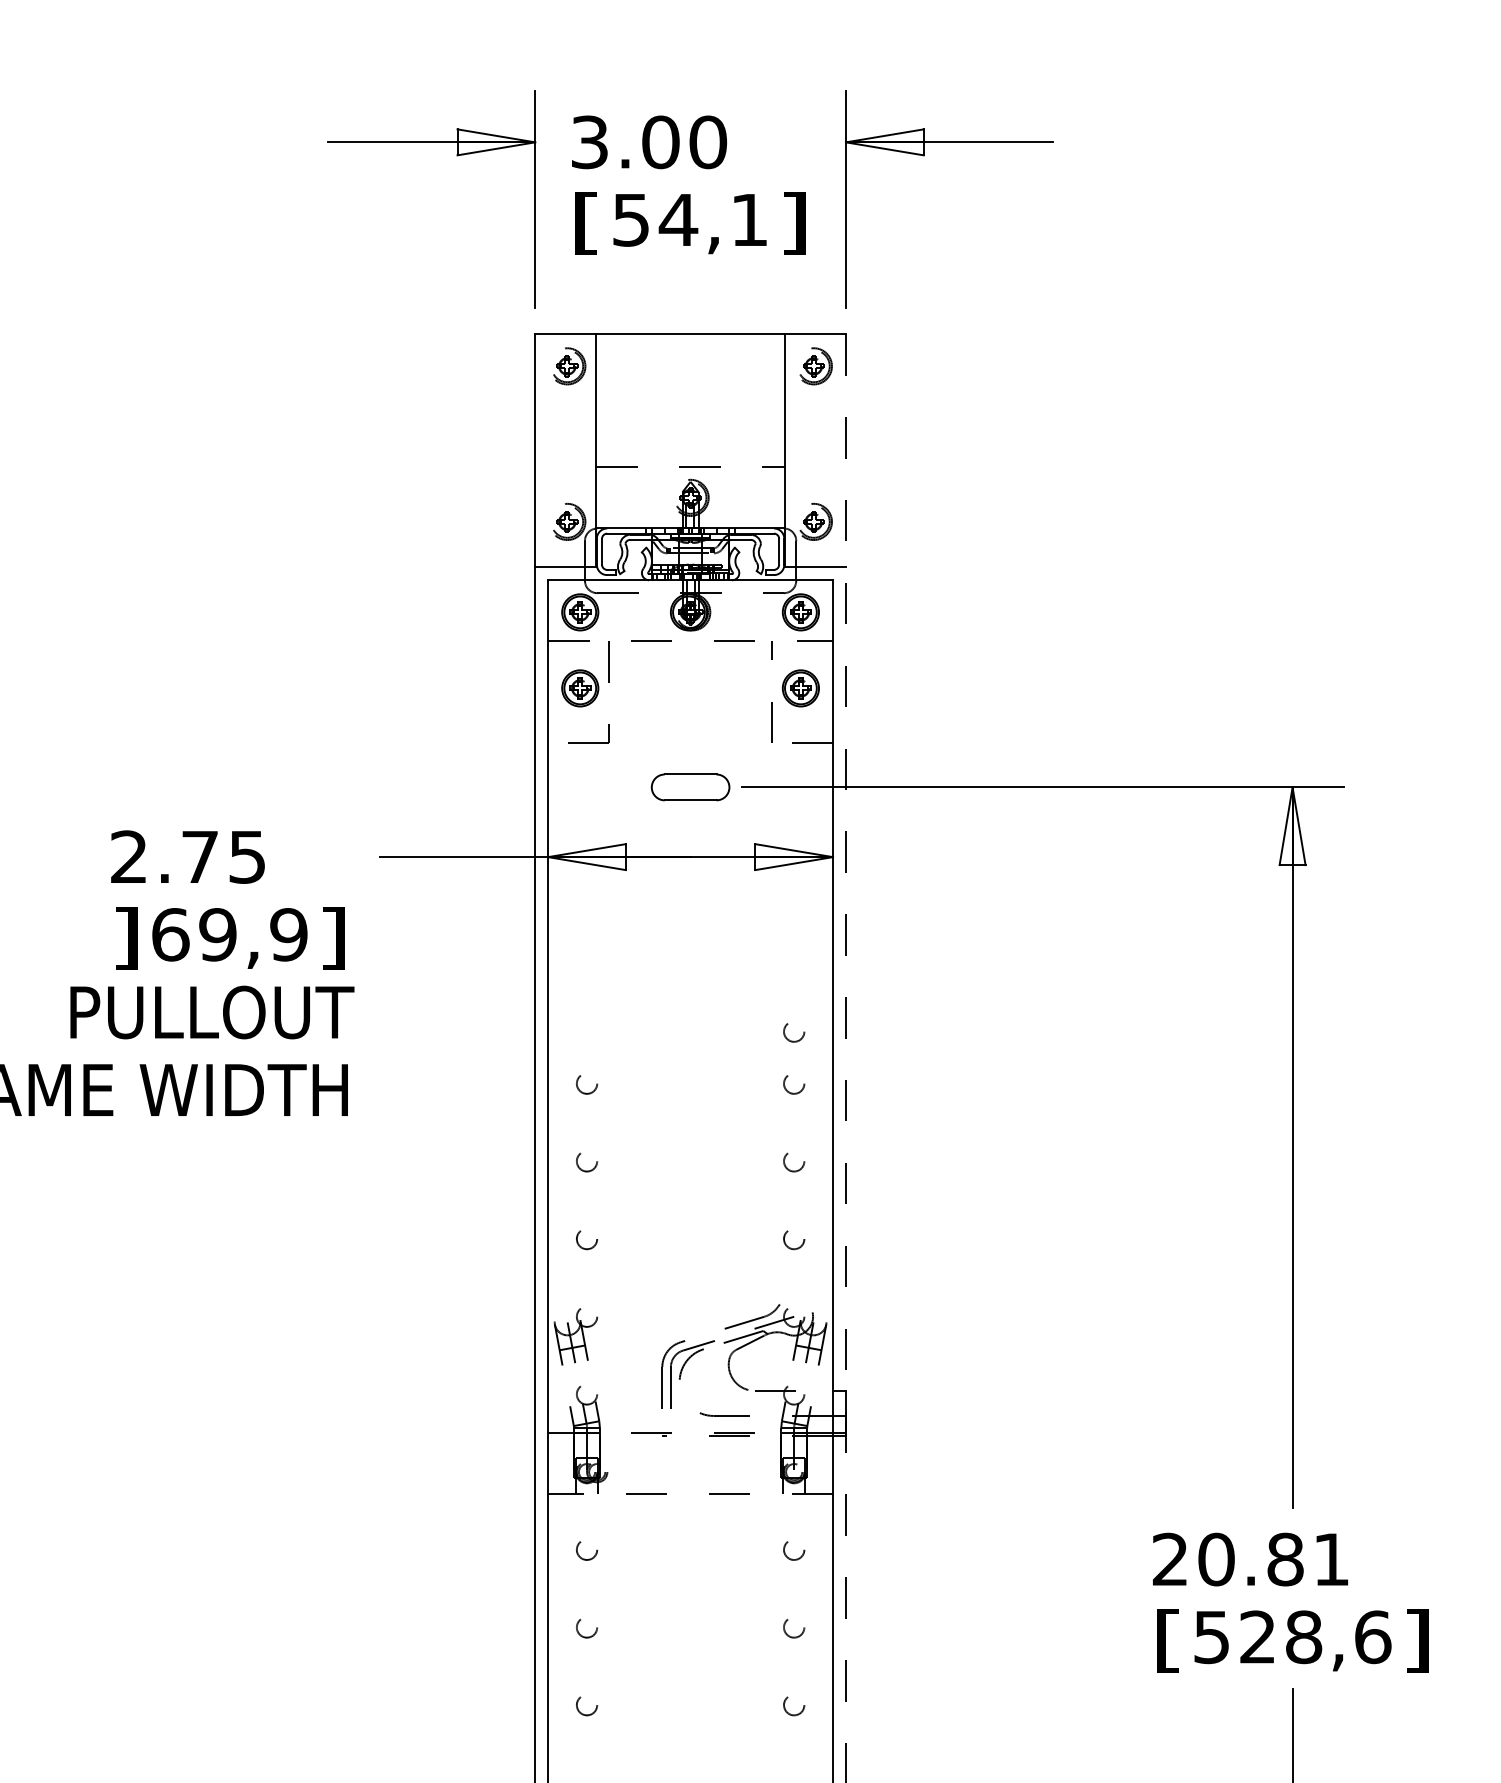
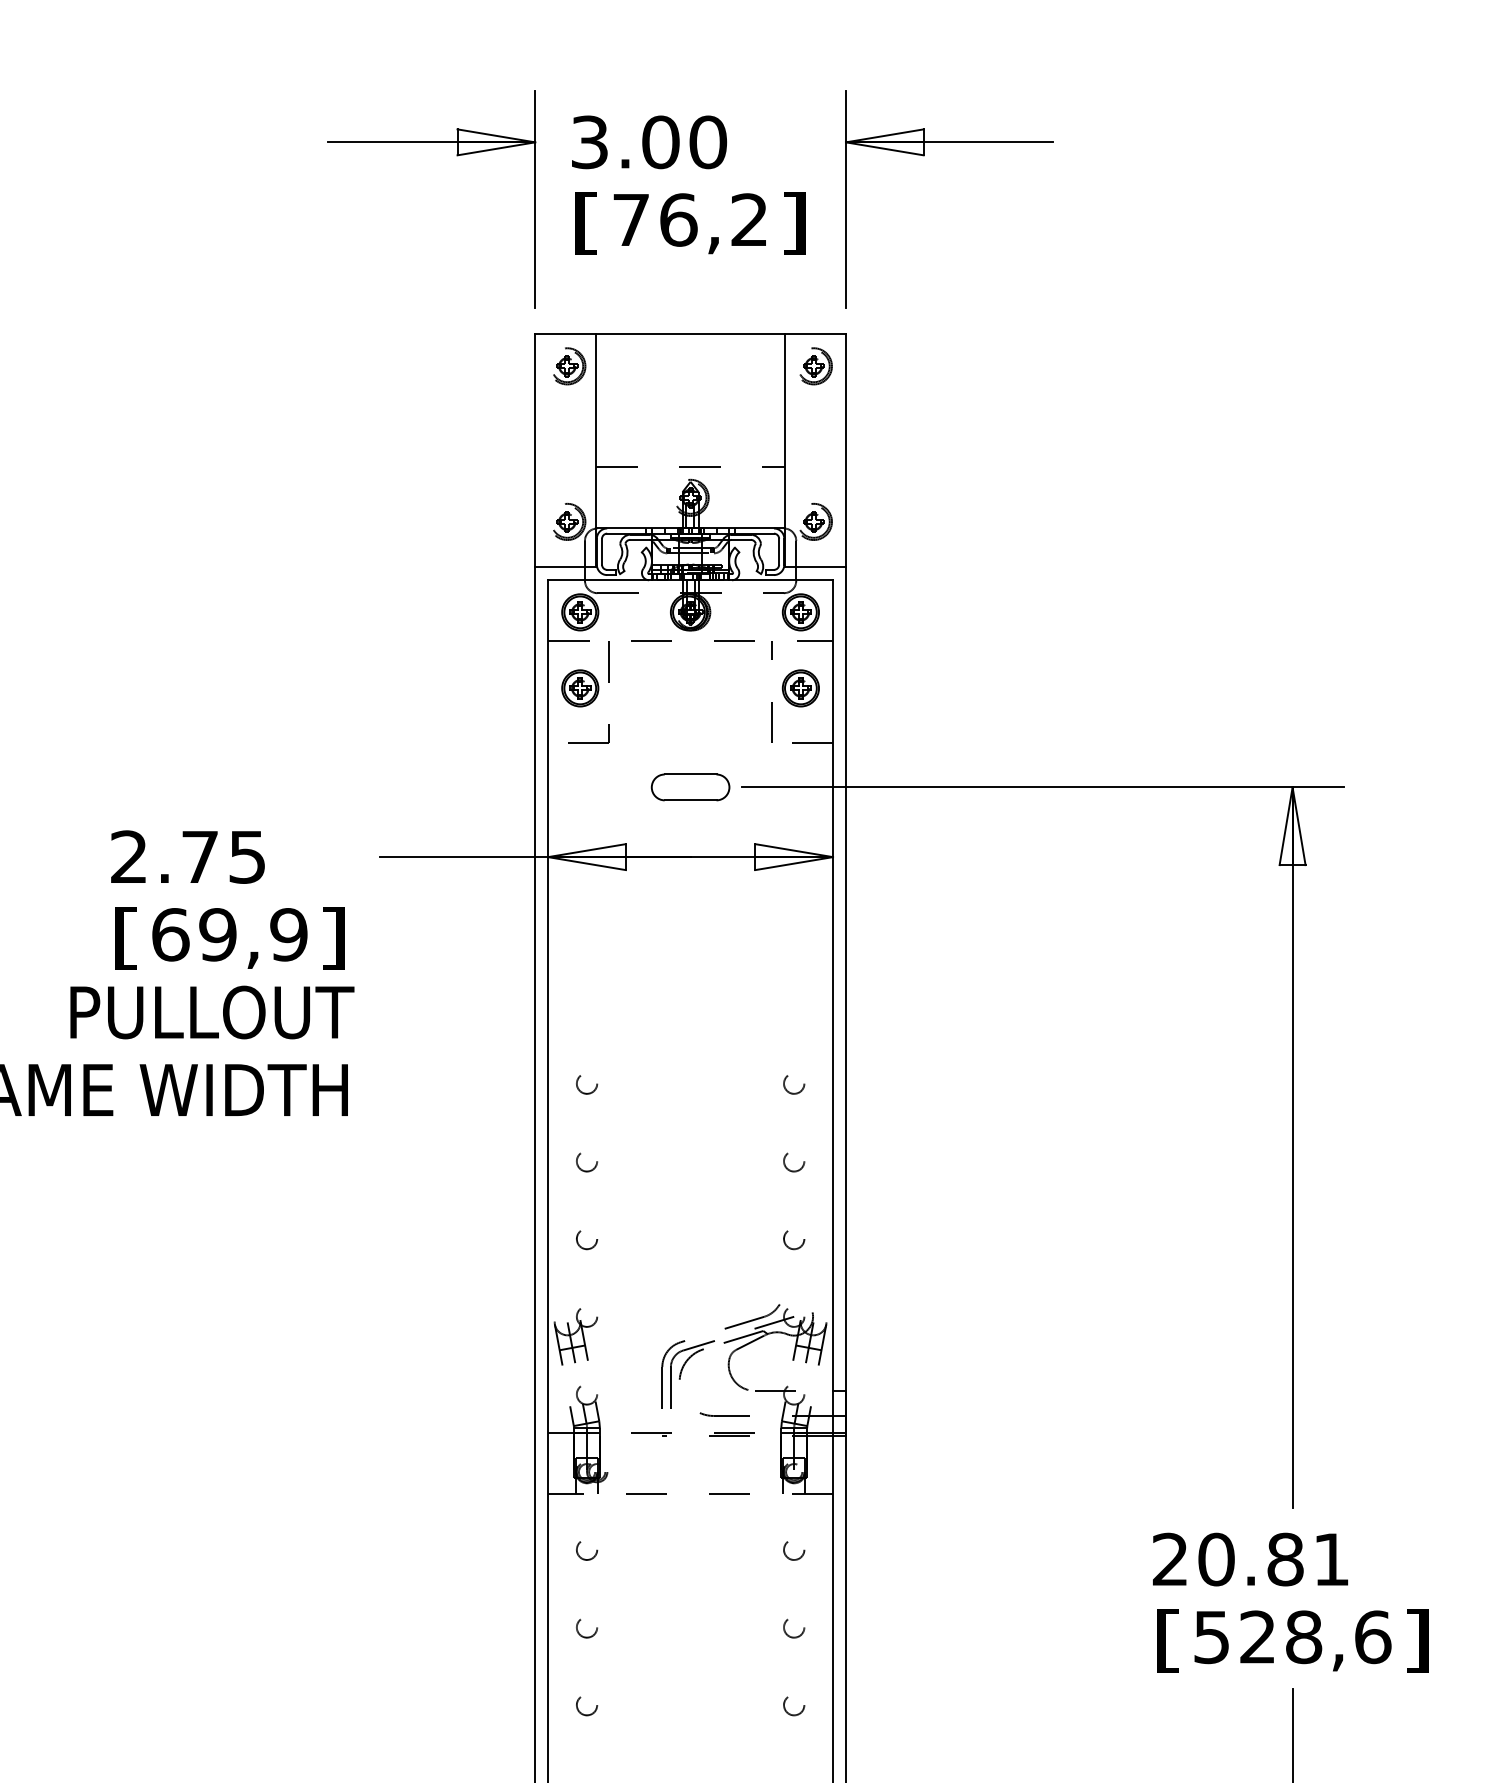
text: 54,1 -> 76,2 (689, 219)
text: ] -> [ (126, 938)
circle: present -> none (794, 1032)
line: dashed -> solid (845, 1058)
